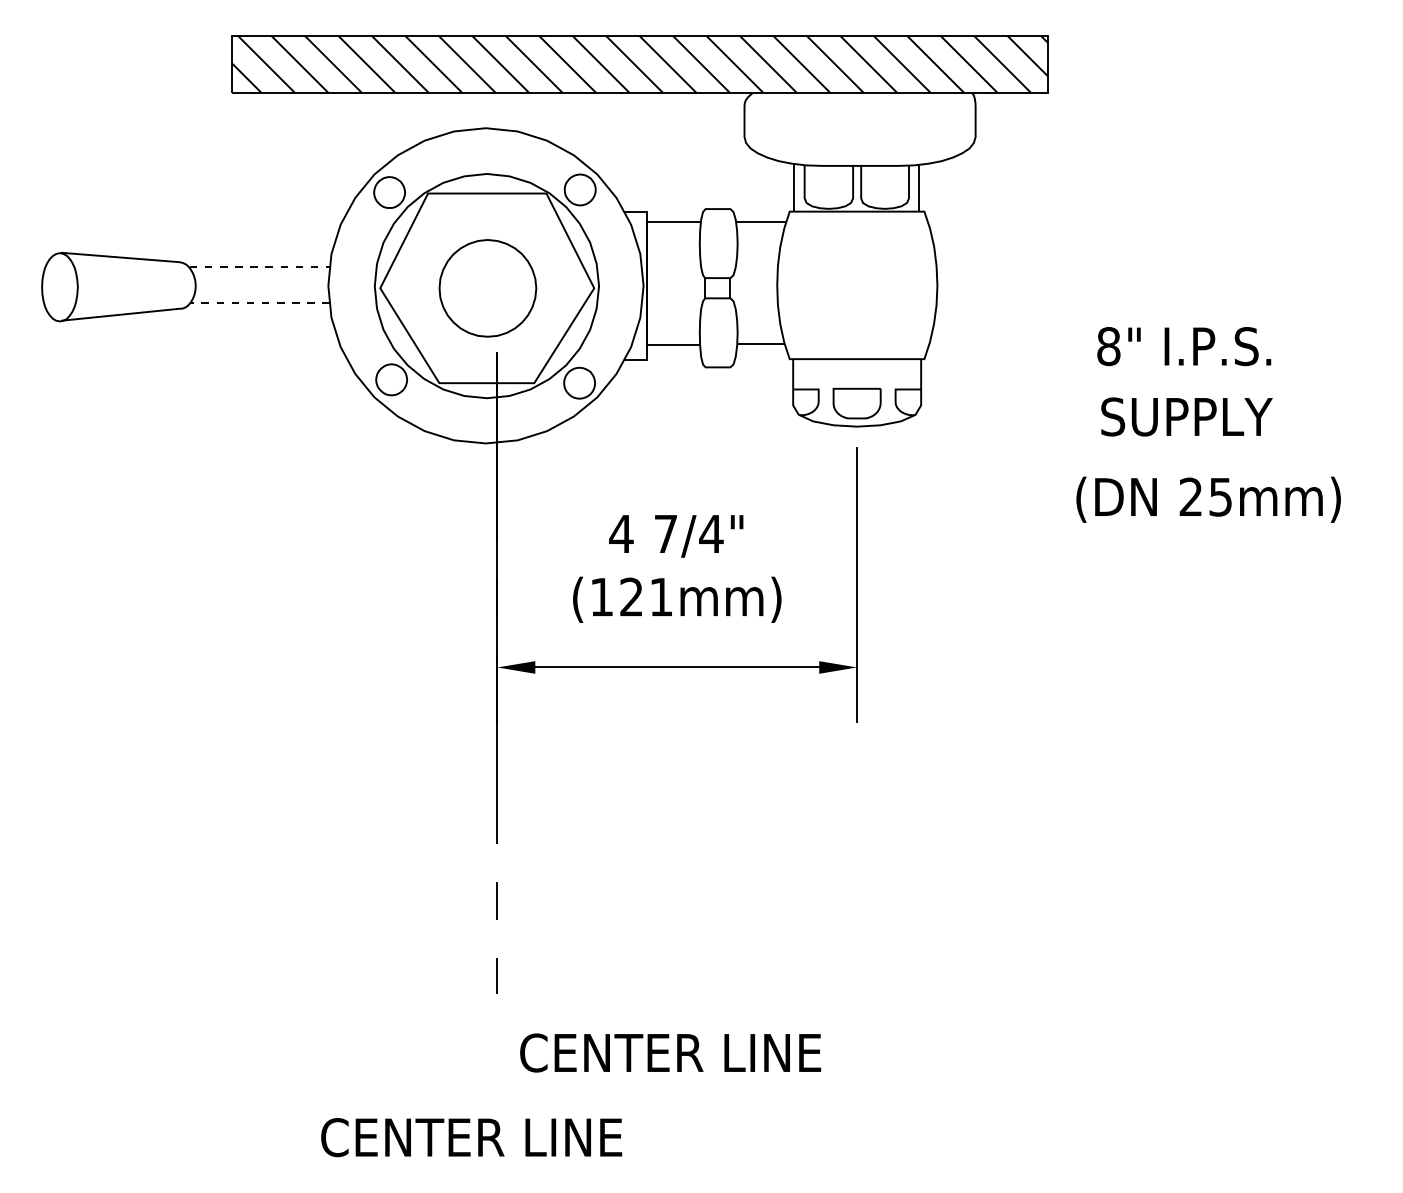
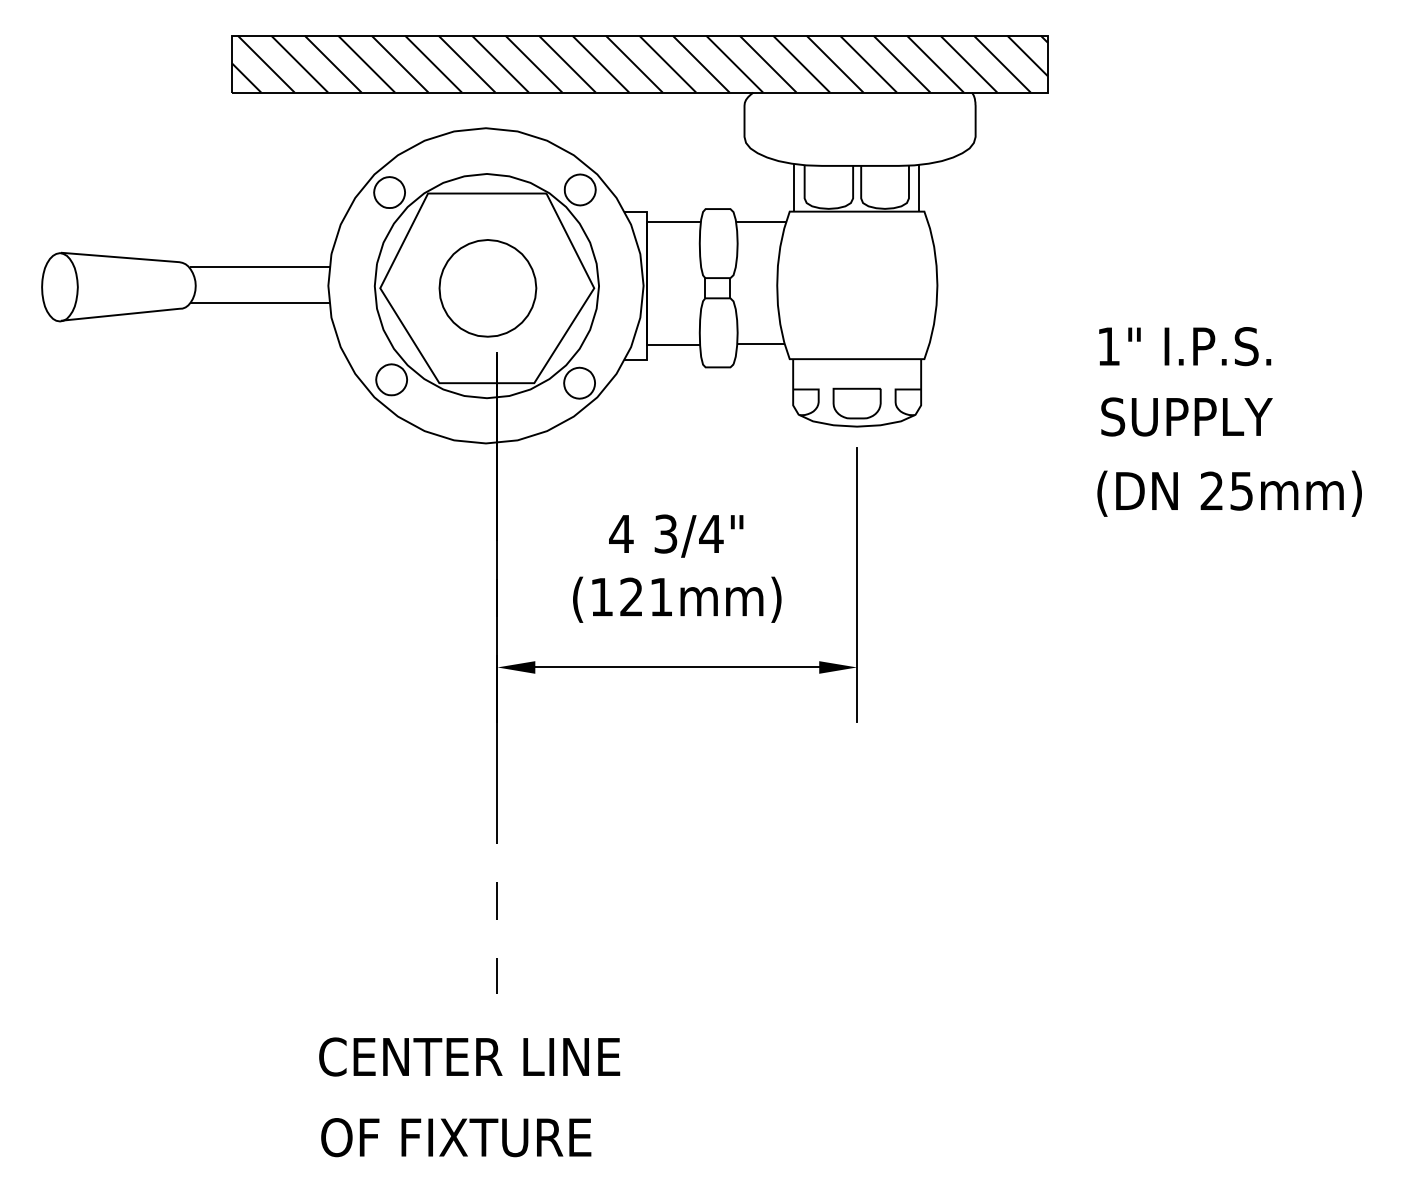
line: dashed -> solid (260, 266)
line: dashed -> solid (259, 303)
text: 8" -> 1" (1108, 346)
text position: (1208, 499) -> (1229, 493) (1229, 493)
text: 7/4" -> 3/4" (665, 533)
text position: (670, 1052) -> (469, 1056) (469, 1056)
text: CENTER LINE -> OF FIXTURE (474, 1137)
